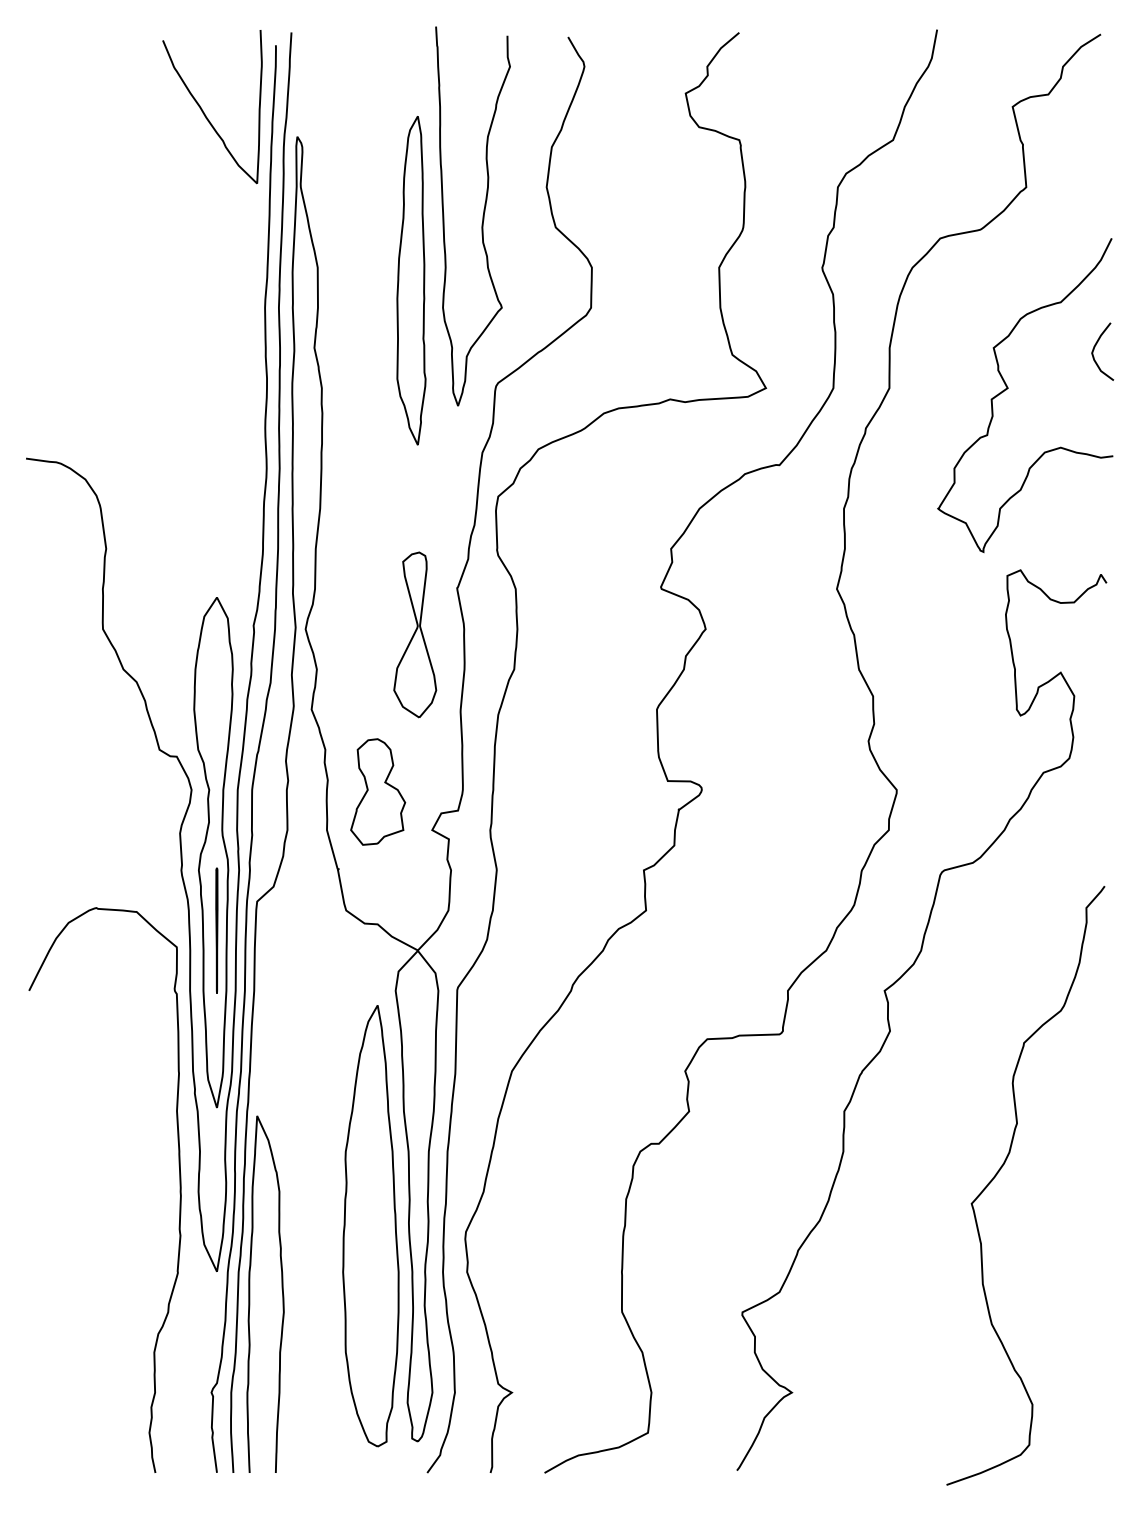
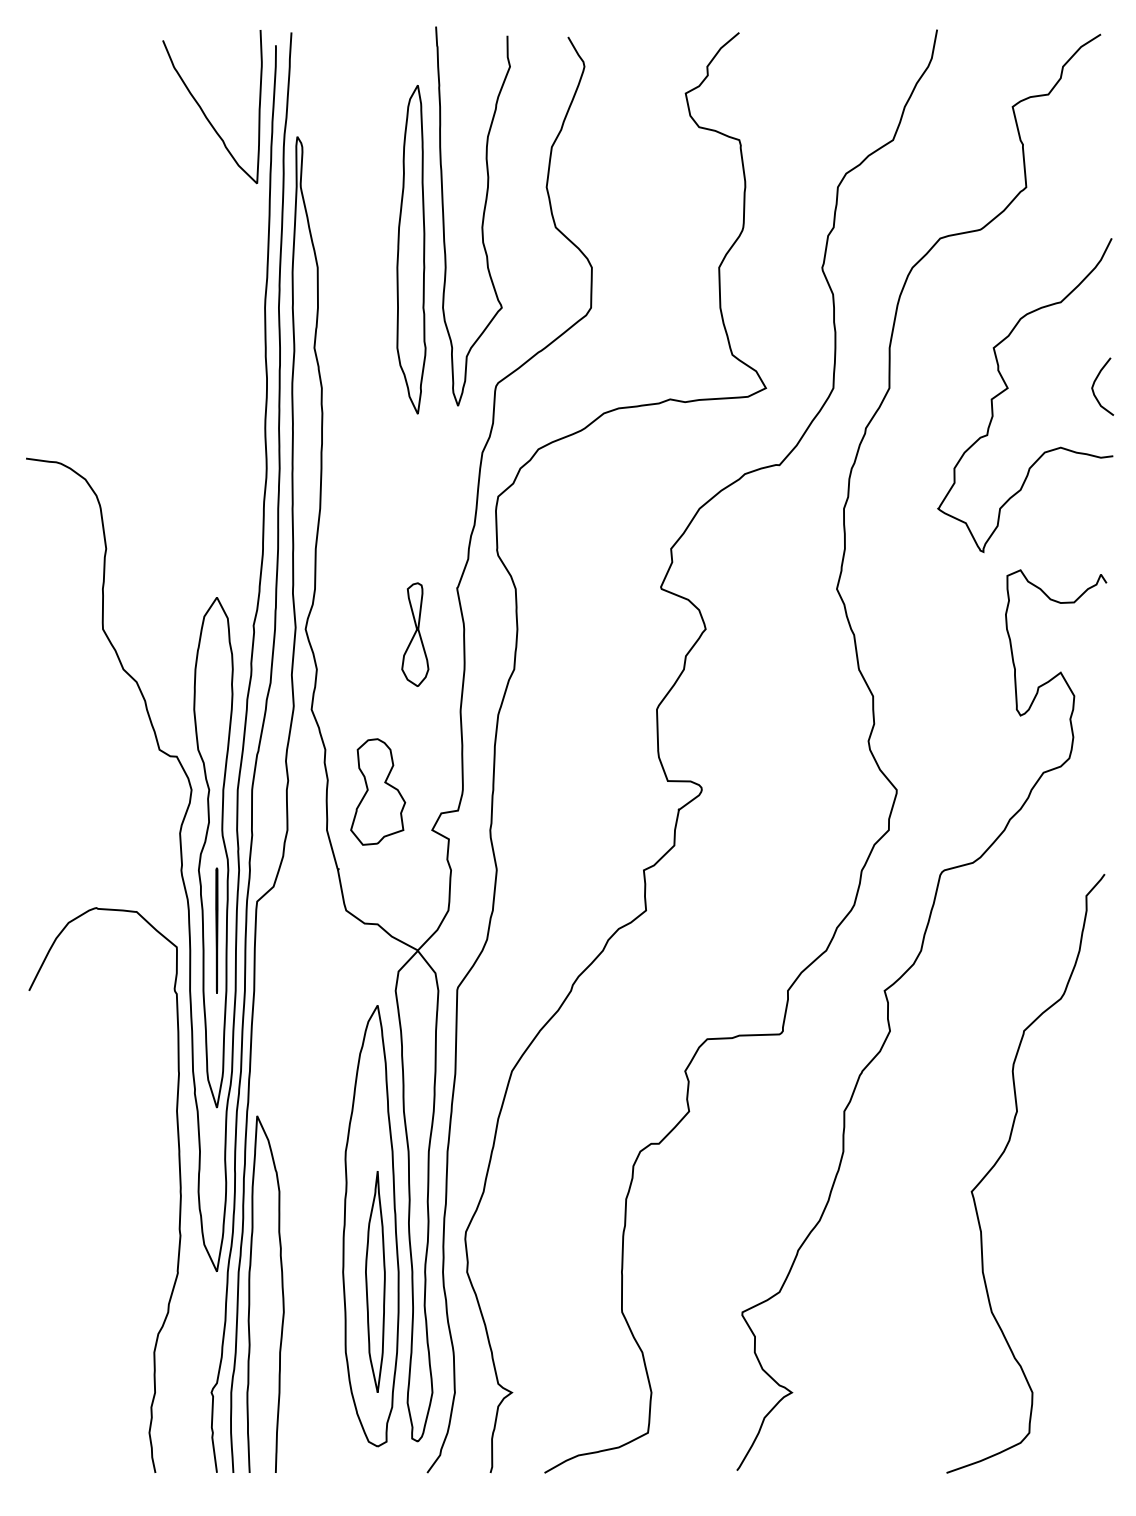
part position: (411, 280) -> (411, 249) (411, 249)
curve position: (1095, 347) -> (1095, 382) (1095, 382)
part size: 45x168 px -> 29x105 px (415, 634)
curve position: (1003, 1166) -> (1003, 1154) (1003, 1154)
part: none -> present (375, 1281)
